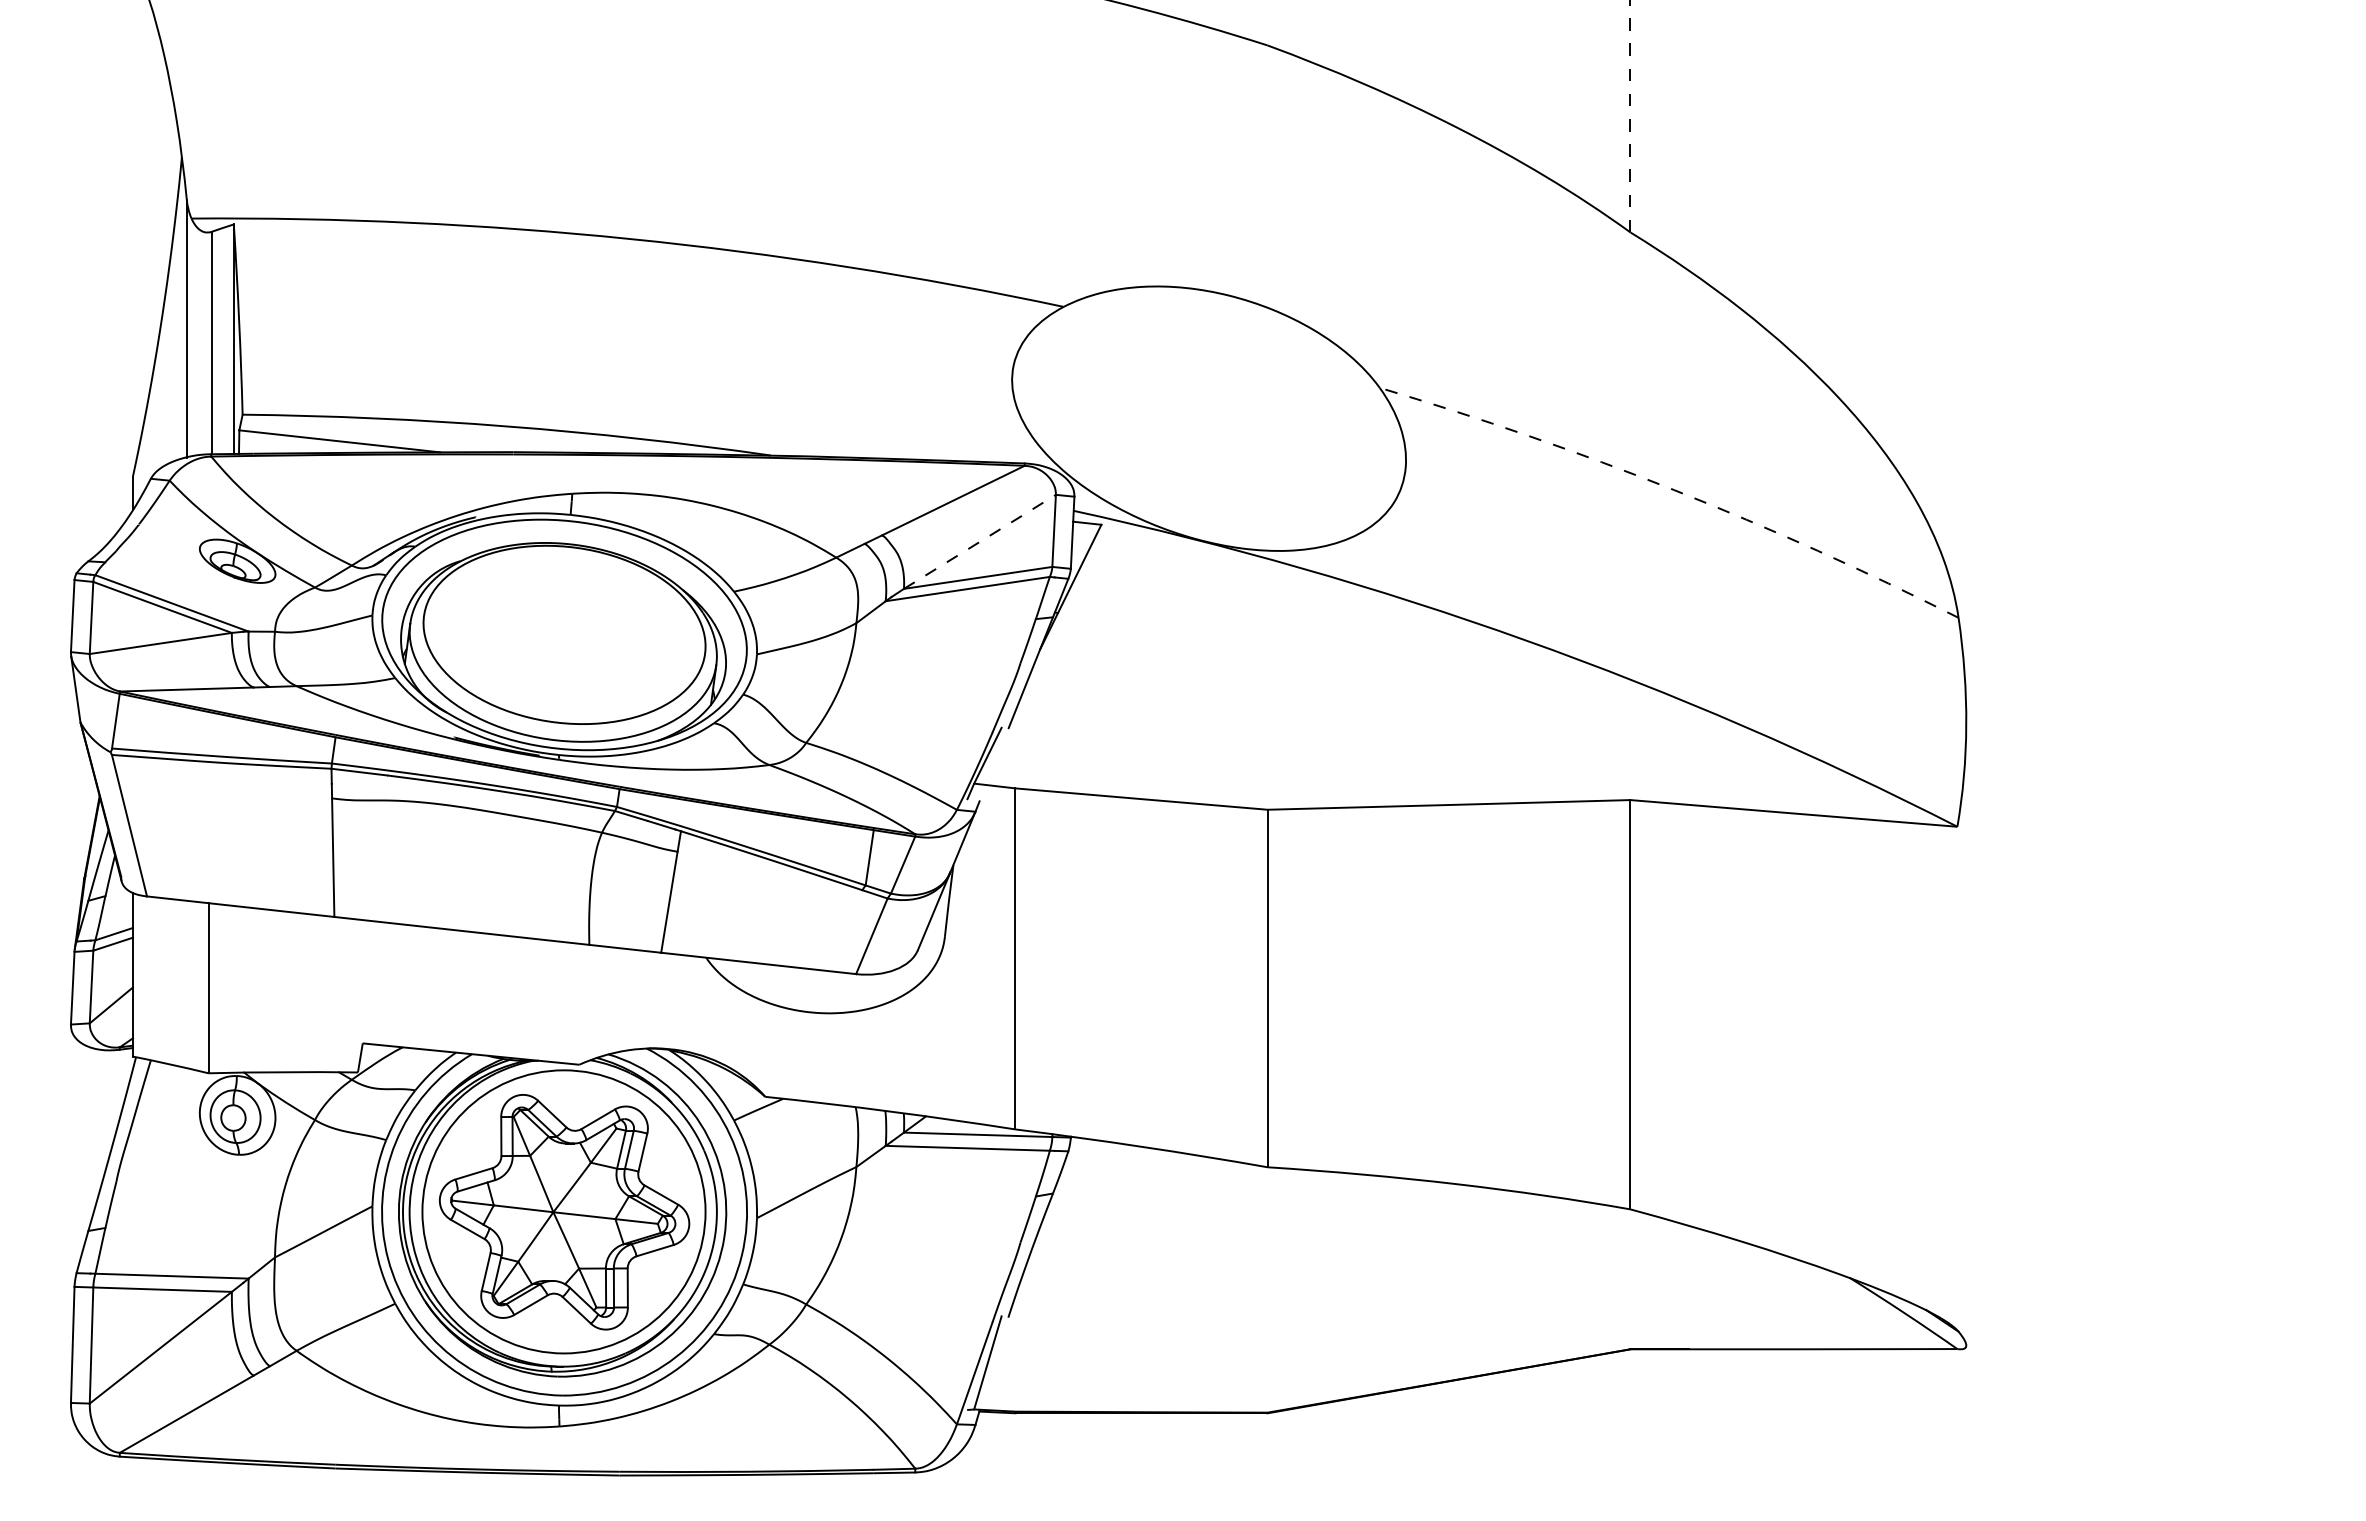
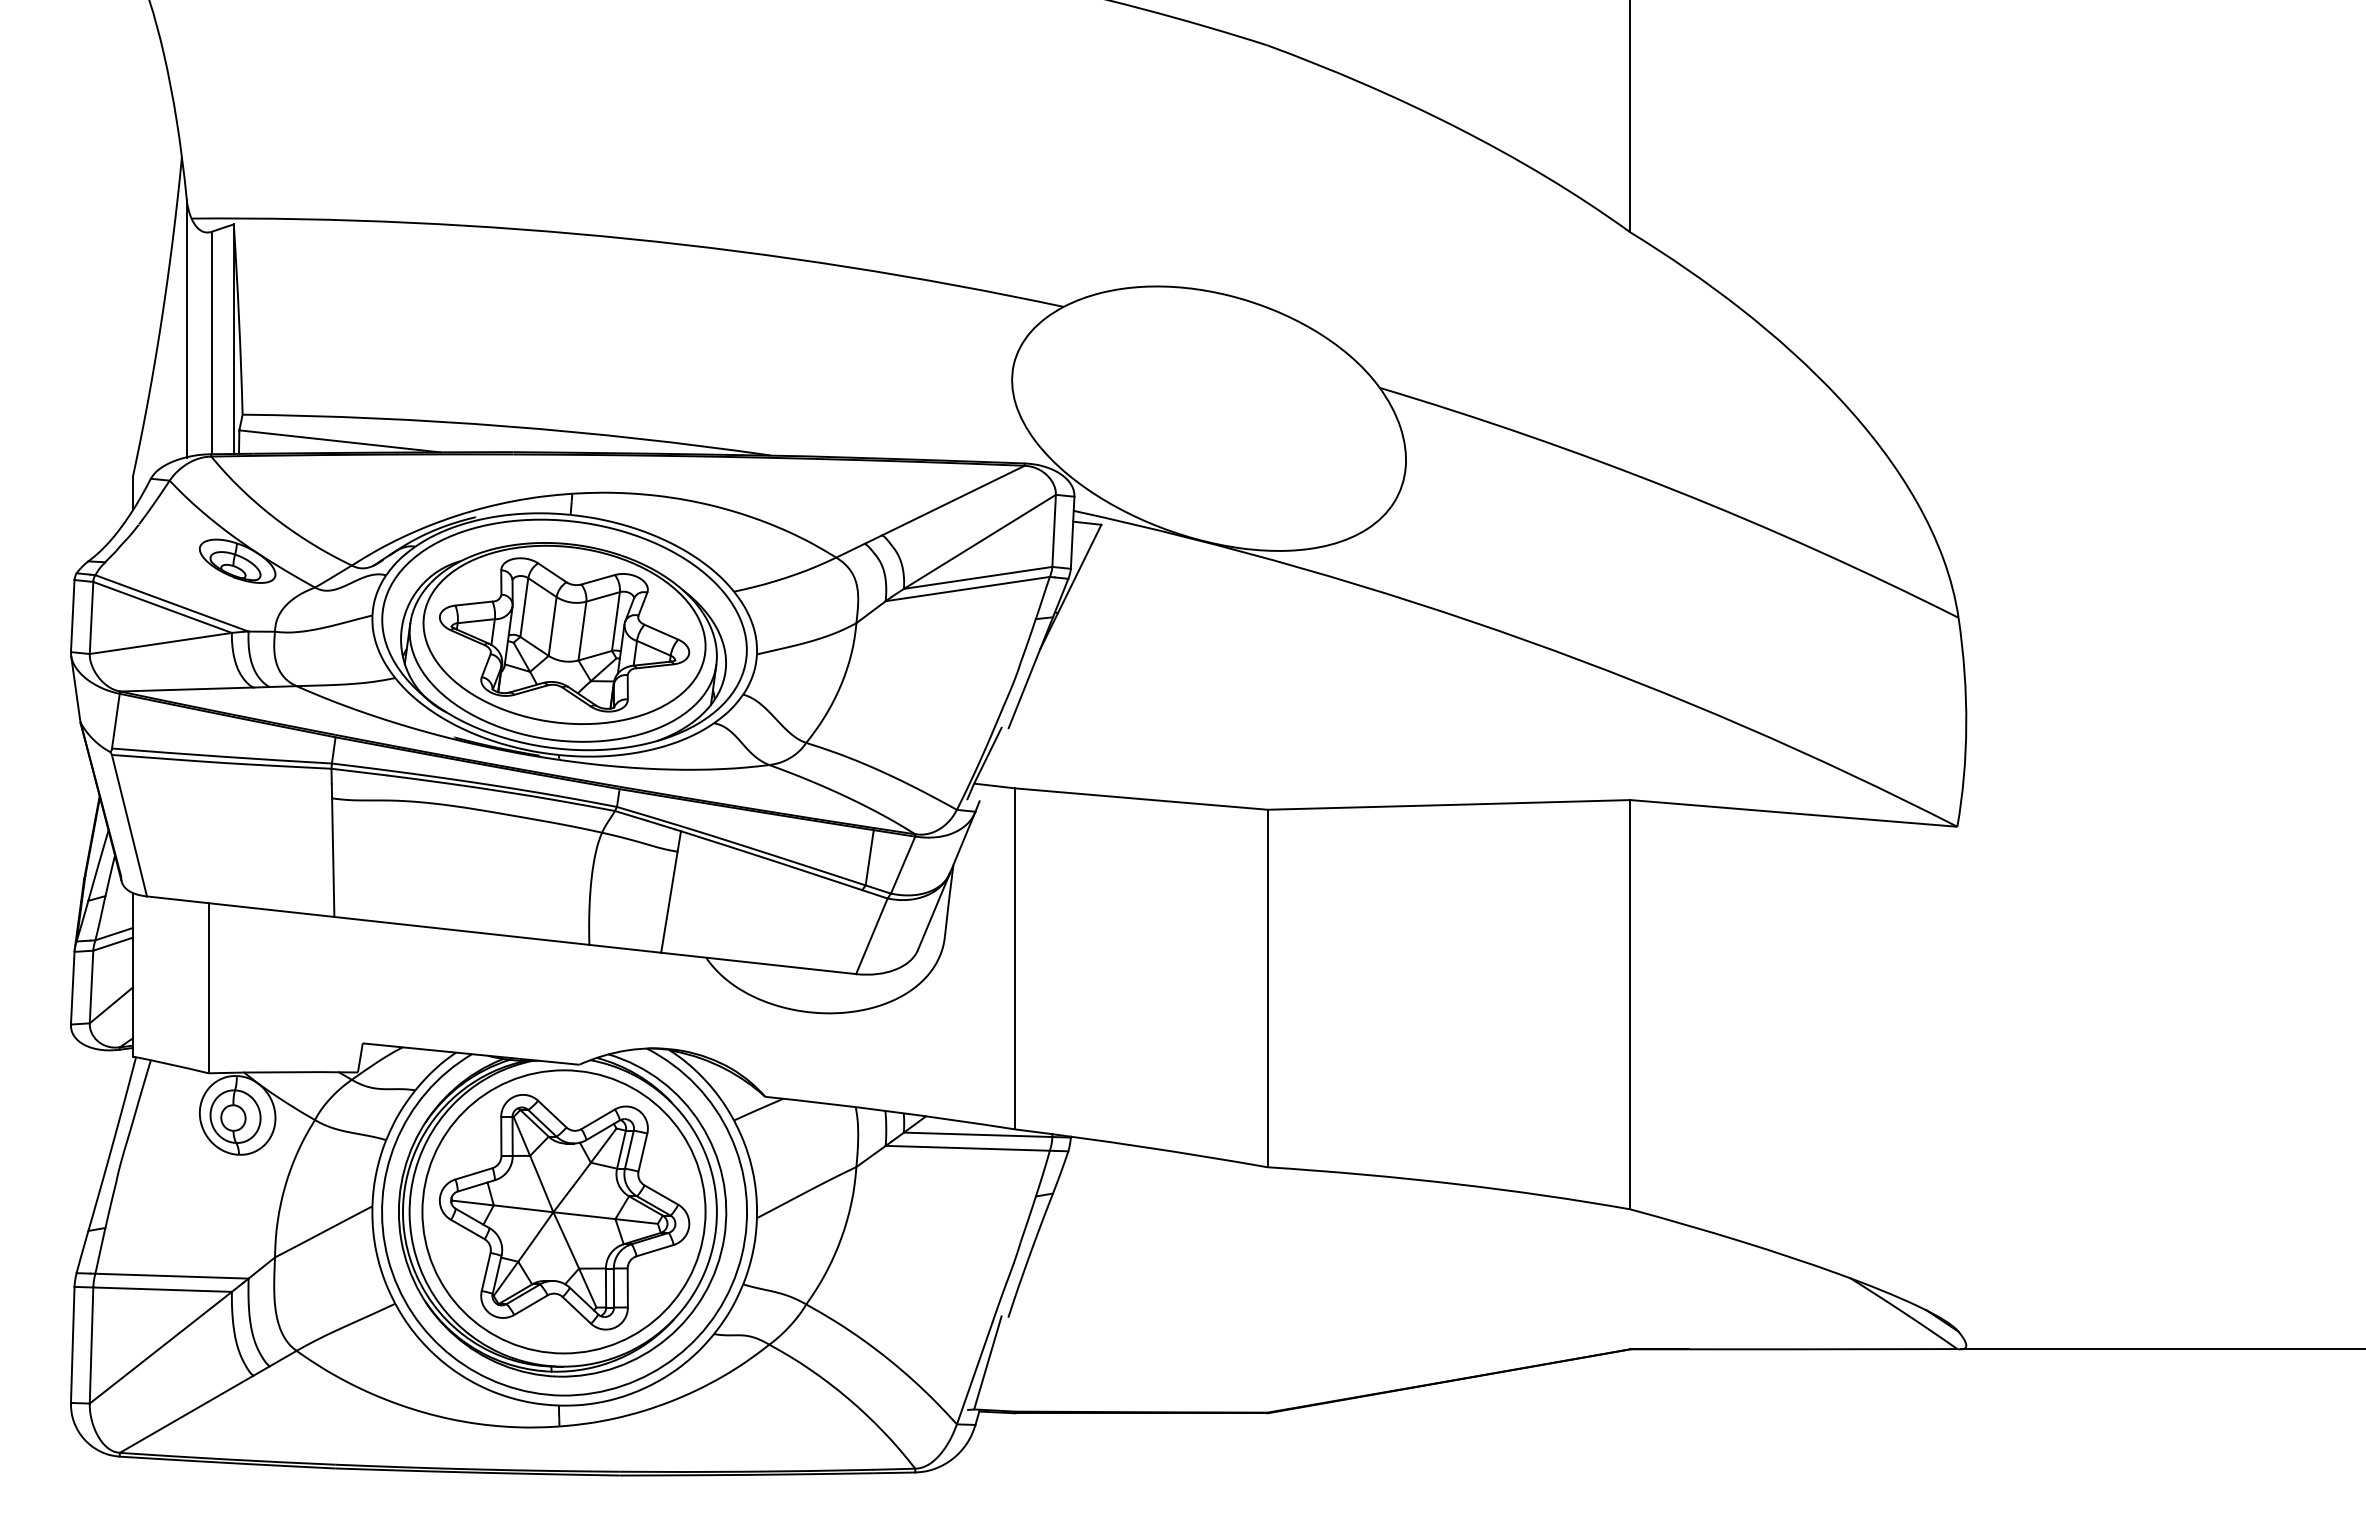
line: dashed -> solid (1630, 116)
arc: dashed -> solid (1674, 490)
line: dashed -> solid (980, 541)
part: none -> present (564, 634)
line: none -> present (2161, 1349)
